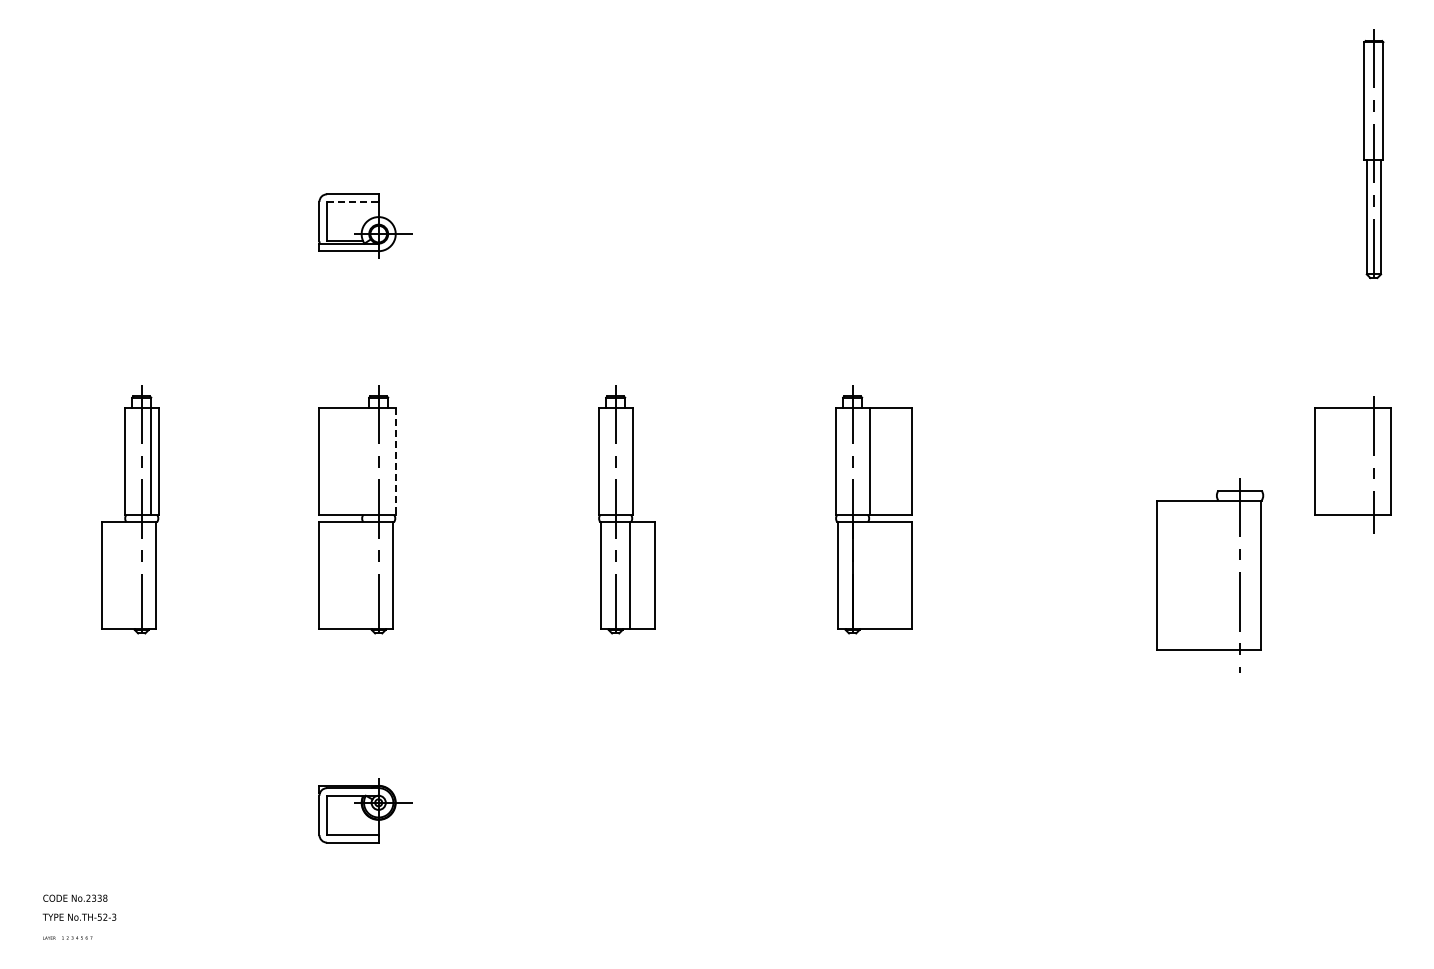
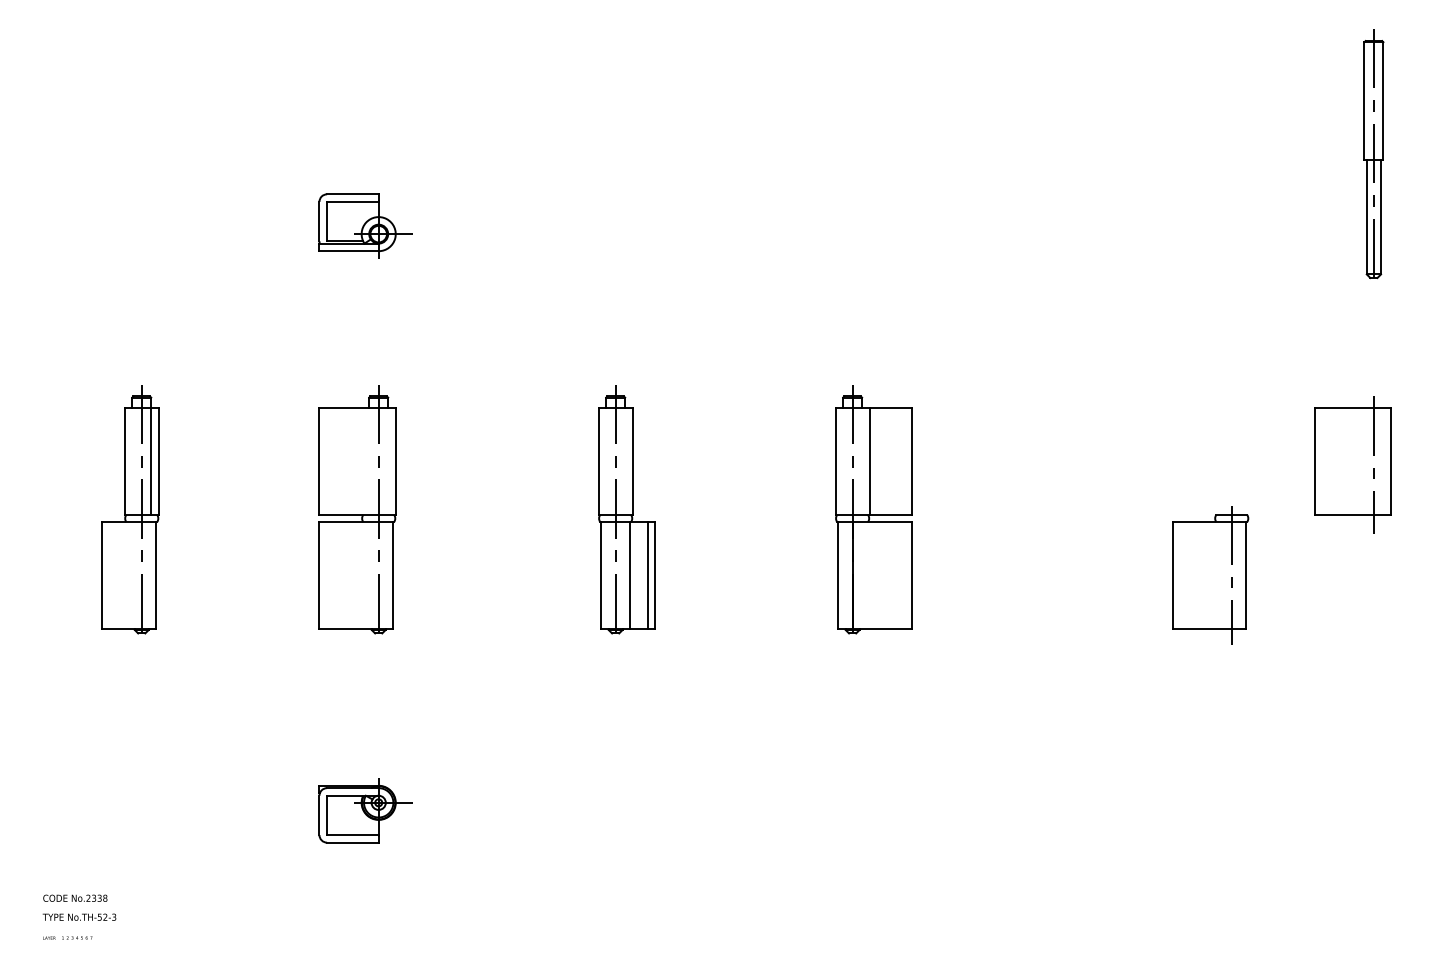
line: dashed -> solid (352, 201)
line: dashed -> solid (395, 462)
line: none -> present (647, 575)
part size: 109x195 px -> 78x139 px (1210, 575)
